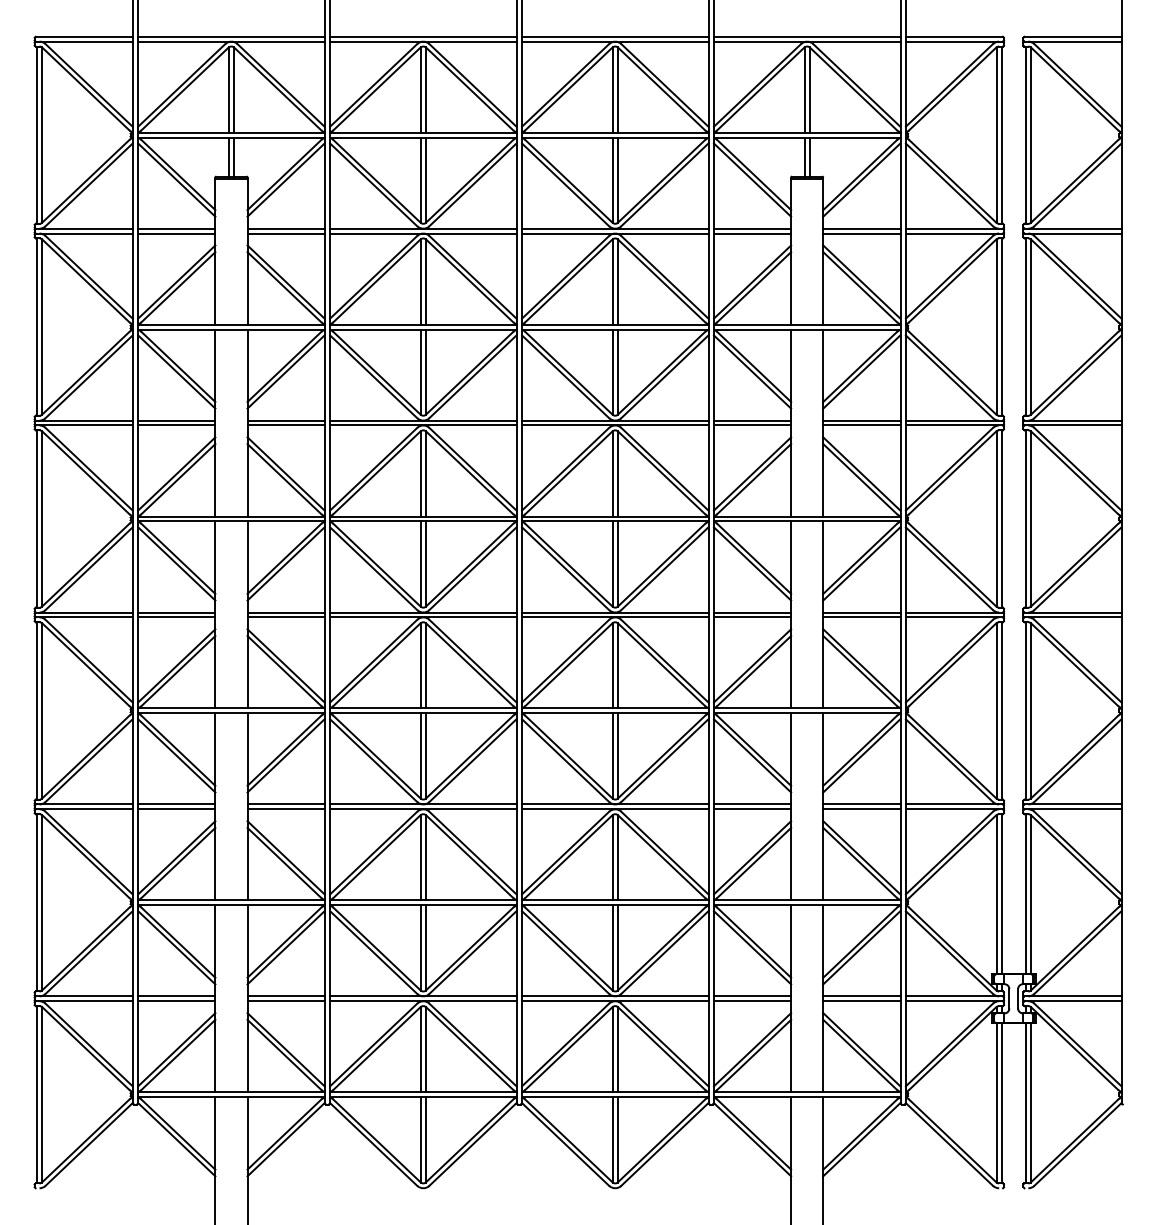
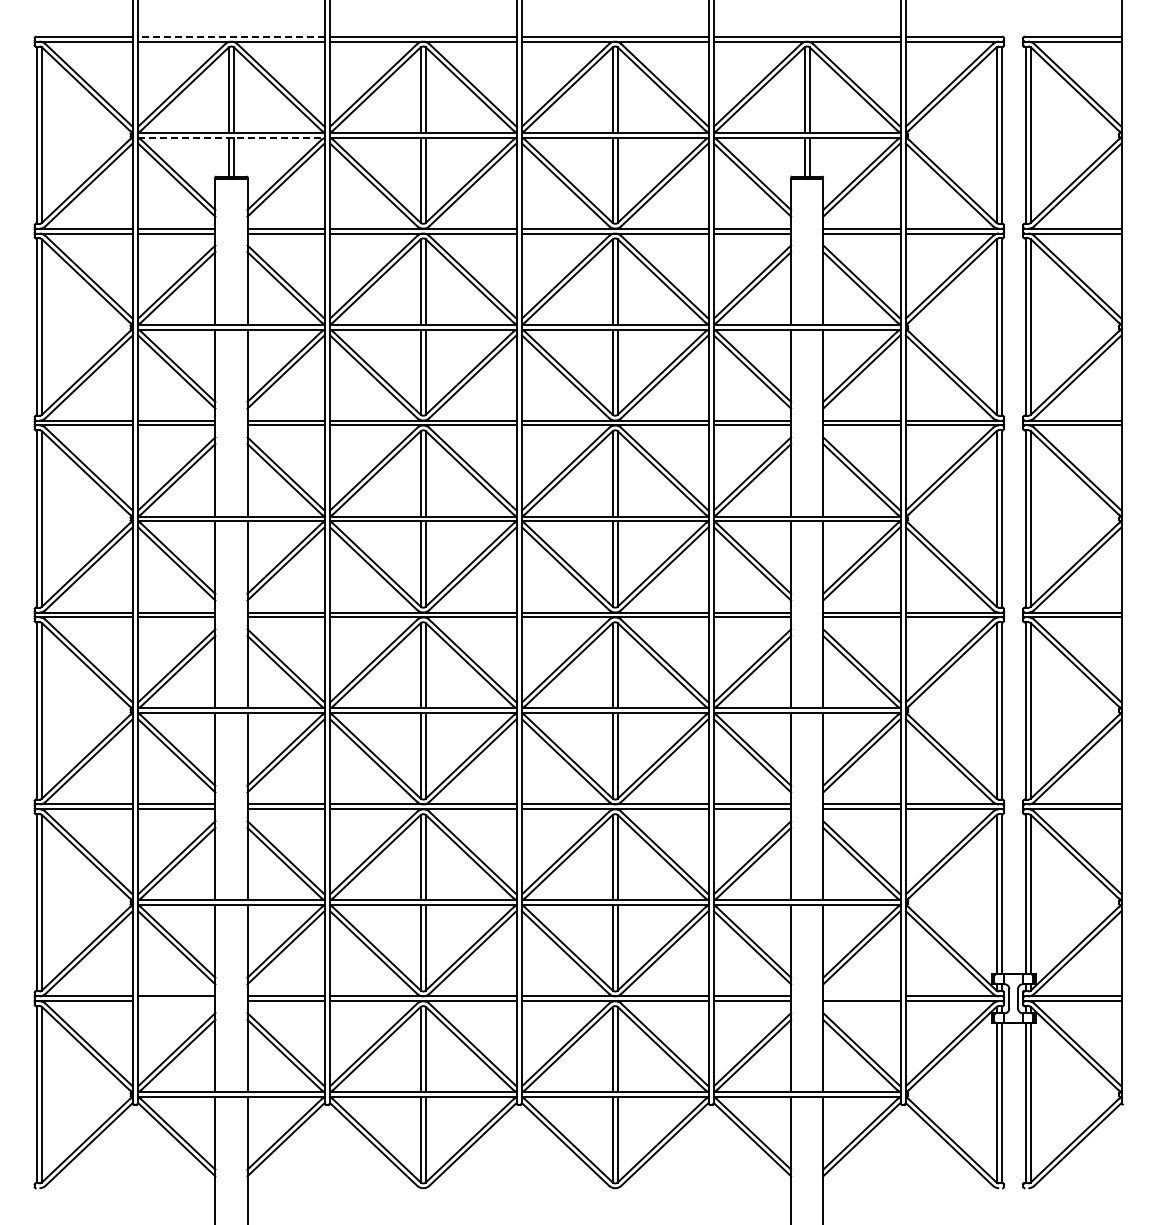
line: solid -> dashed (231, 36)
line: solid -> dashed (231, 137)
line: present -> none (861, 996)
line: present -> none (176, 1001)
